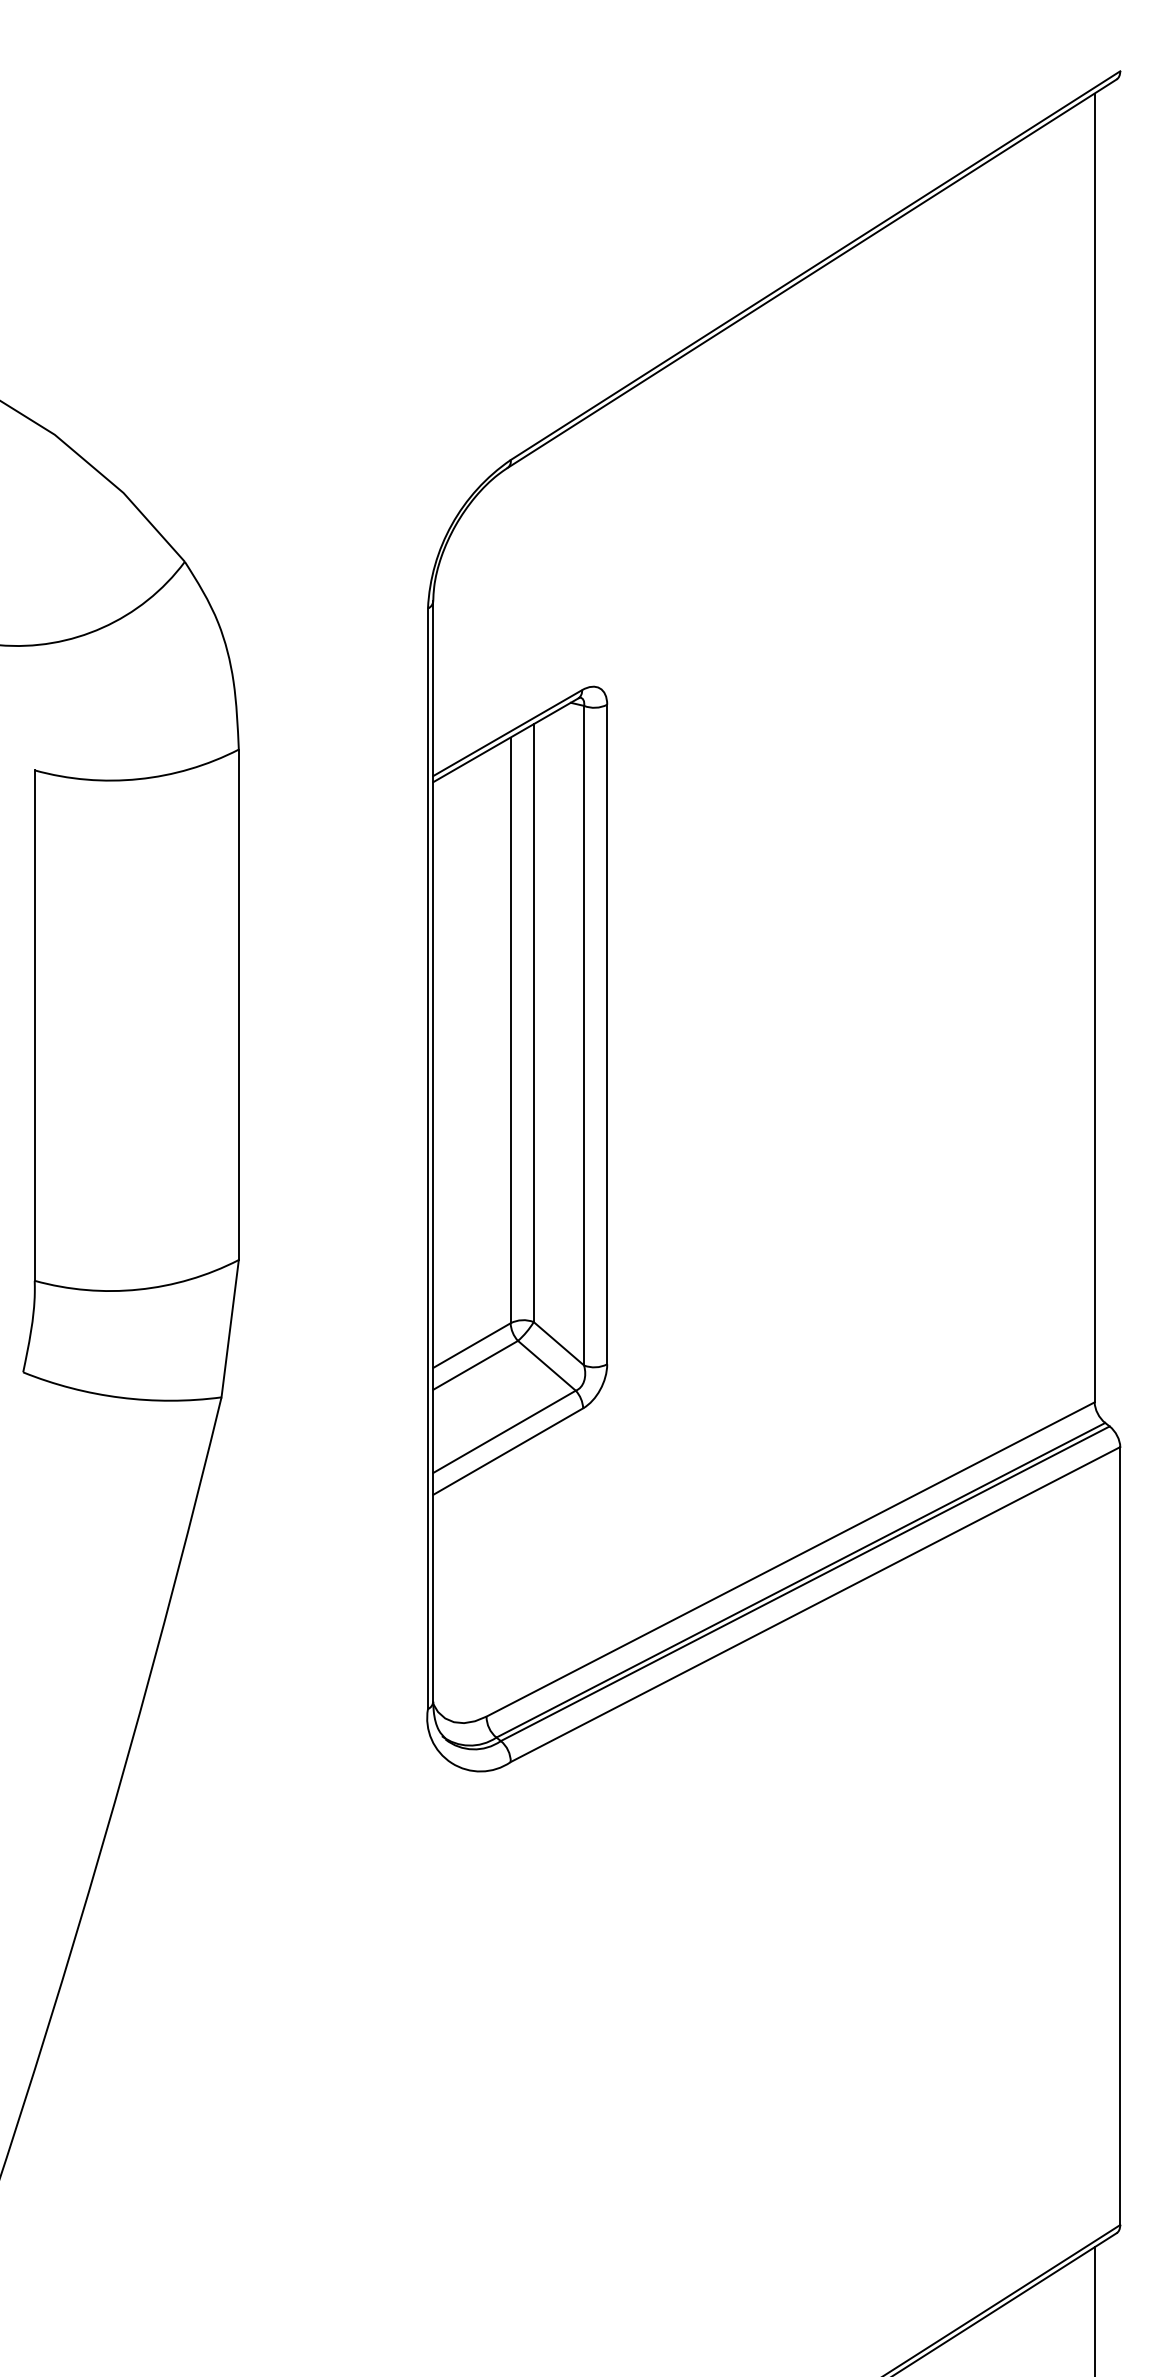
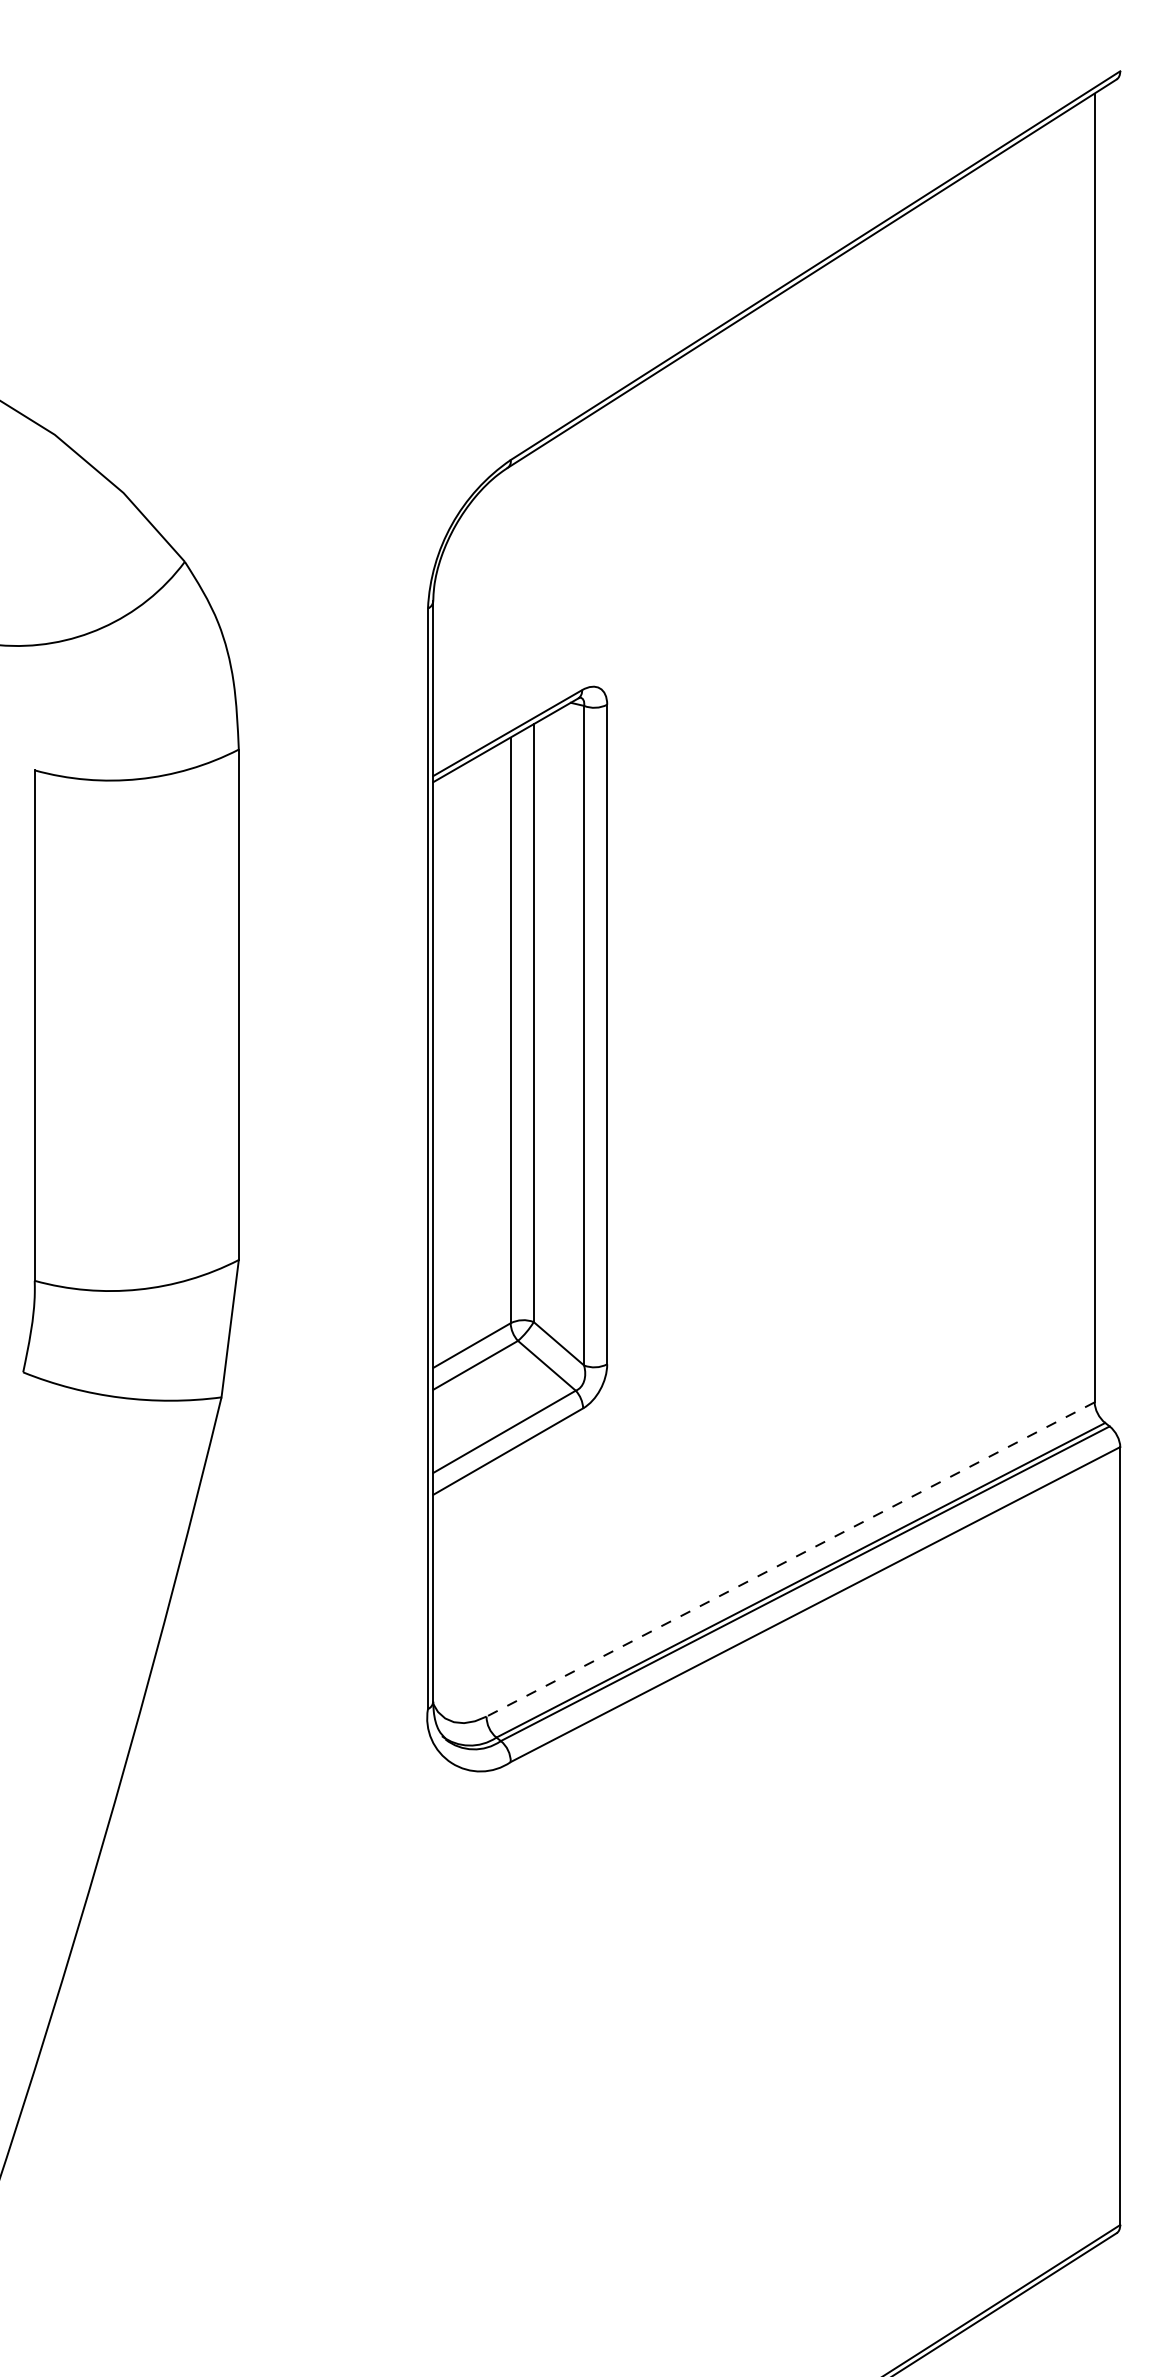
line: solid -> dashed (790, 1559)
line: present -> none (1094, 2310)
